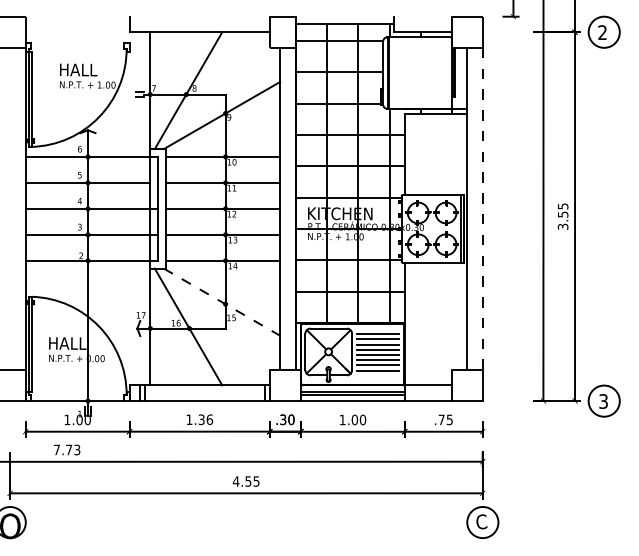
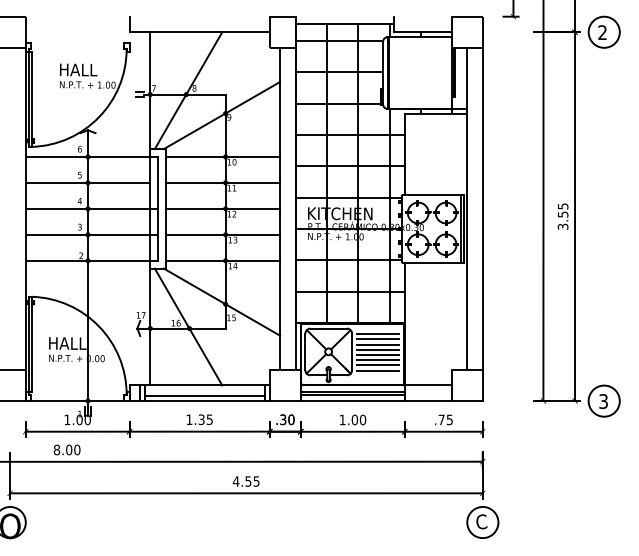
line: dashed -> solid (482, 208)
line: dashed -> solid (222, 302)
line: none -> present (204, 395)
text: 1.36 -> 1.35 (209, 419)
text: 7.73 -> 8.00 (66, 449)
